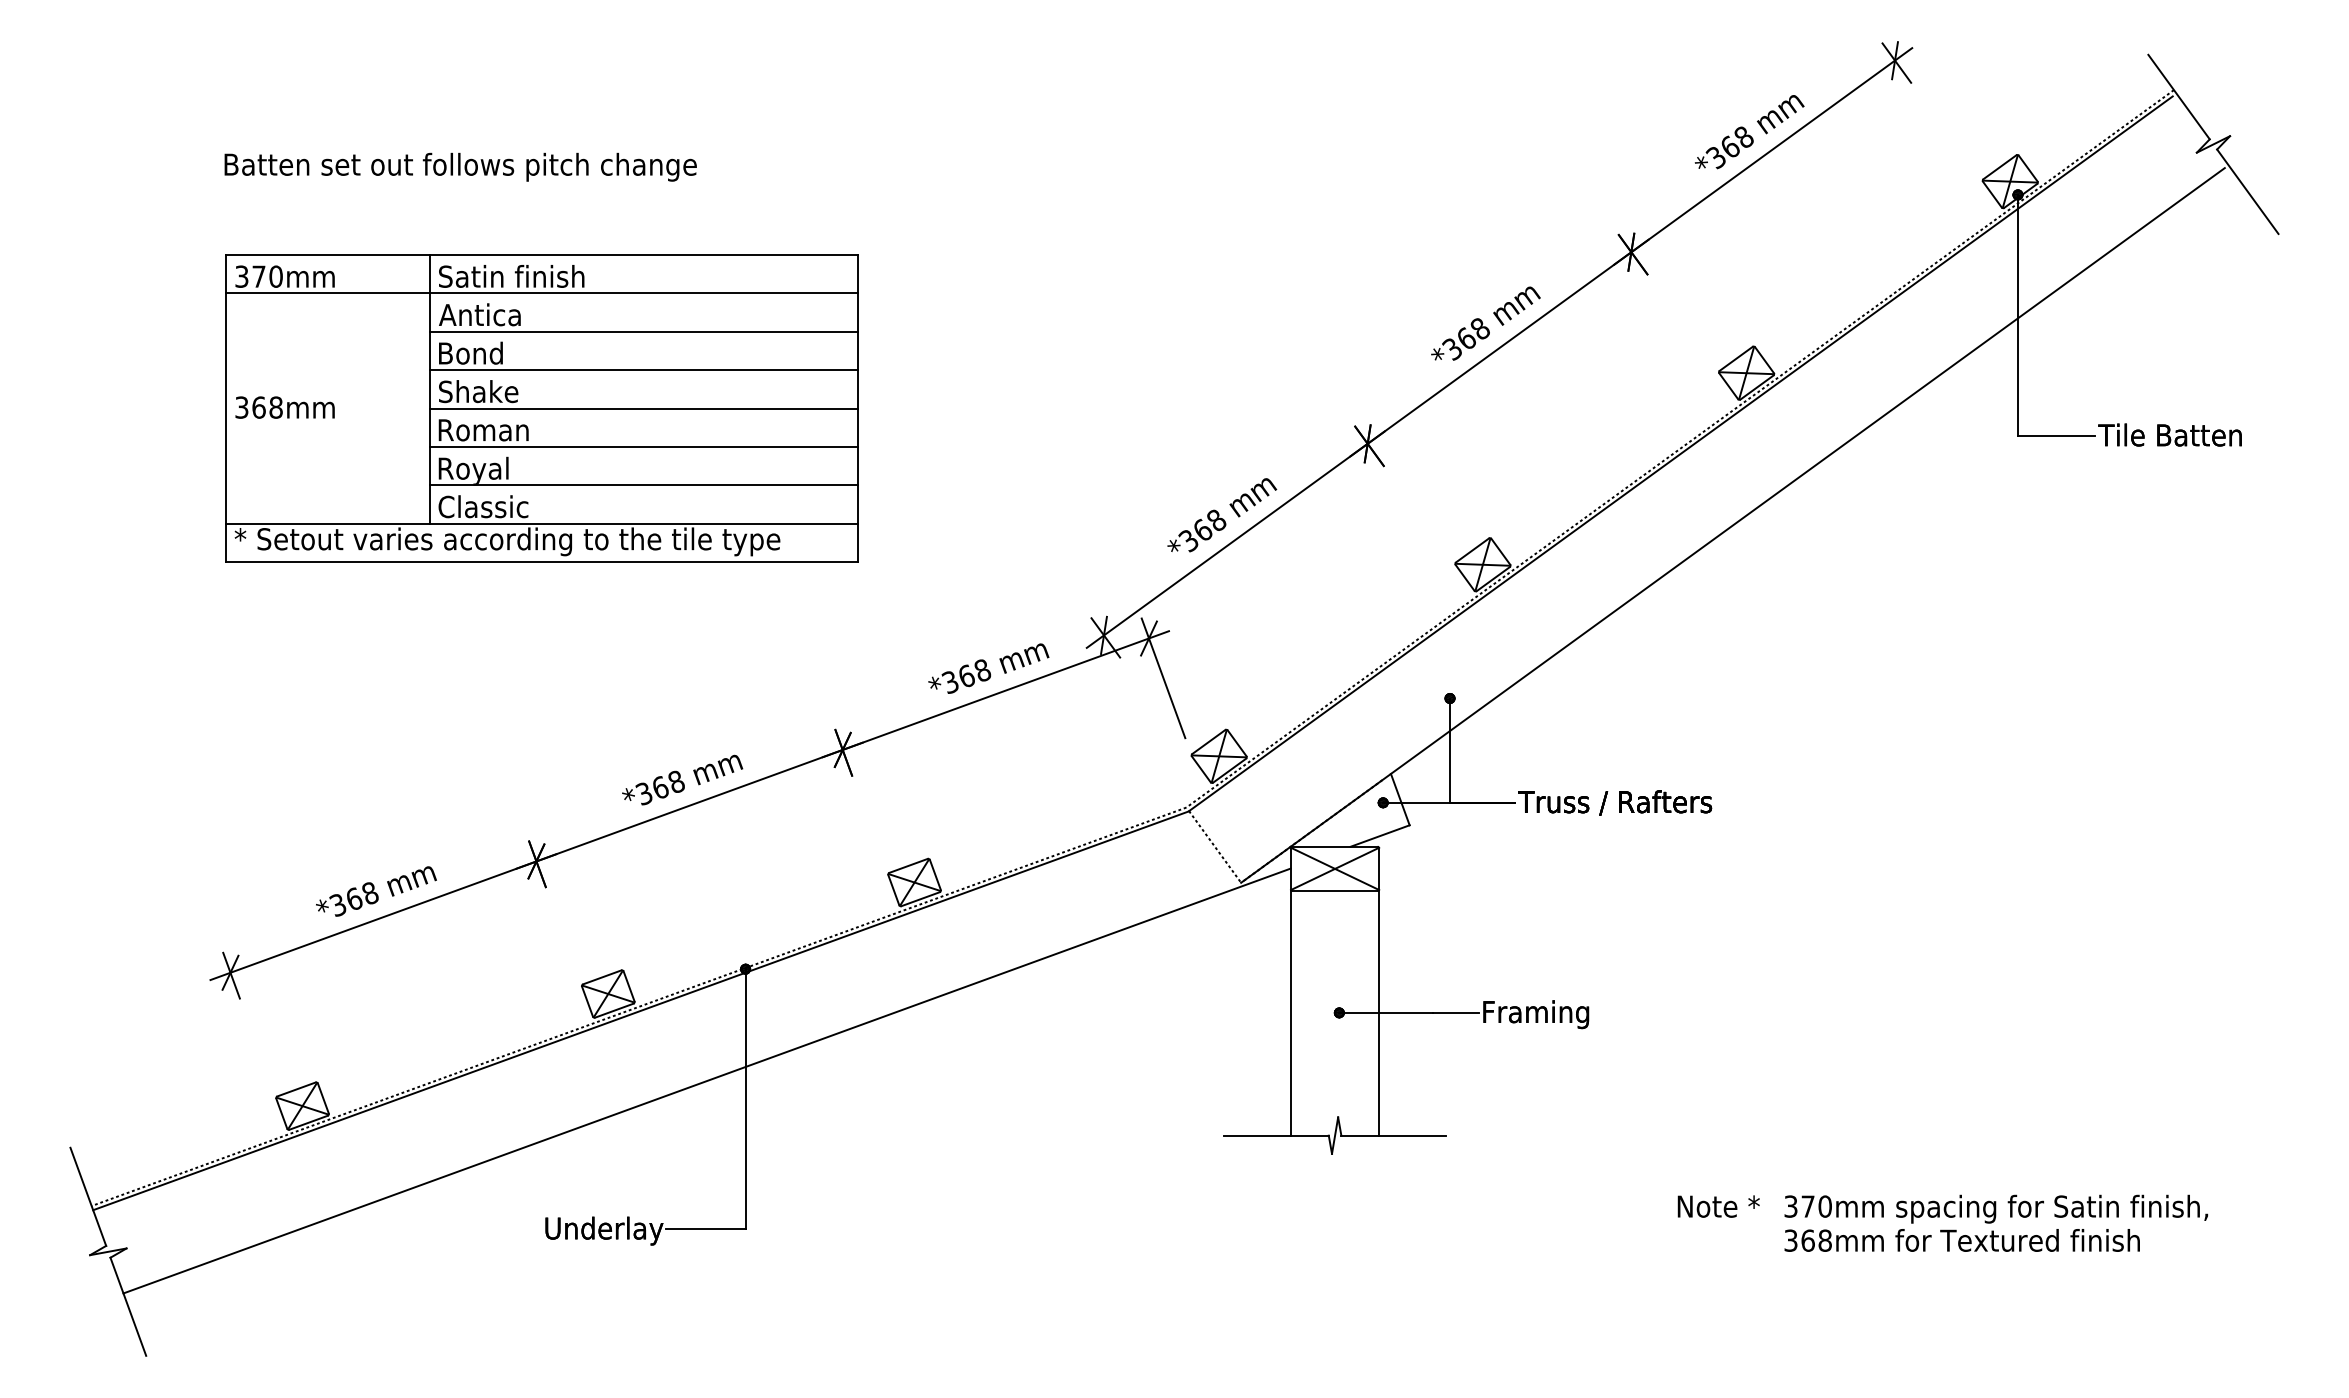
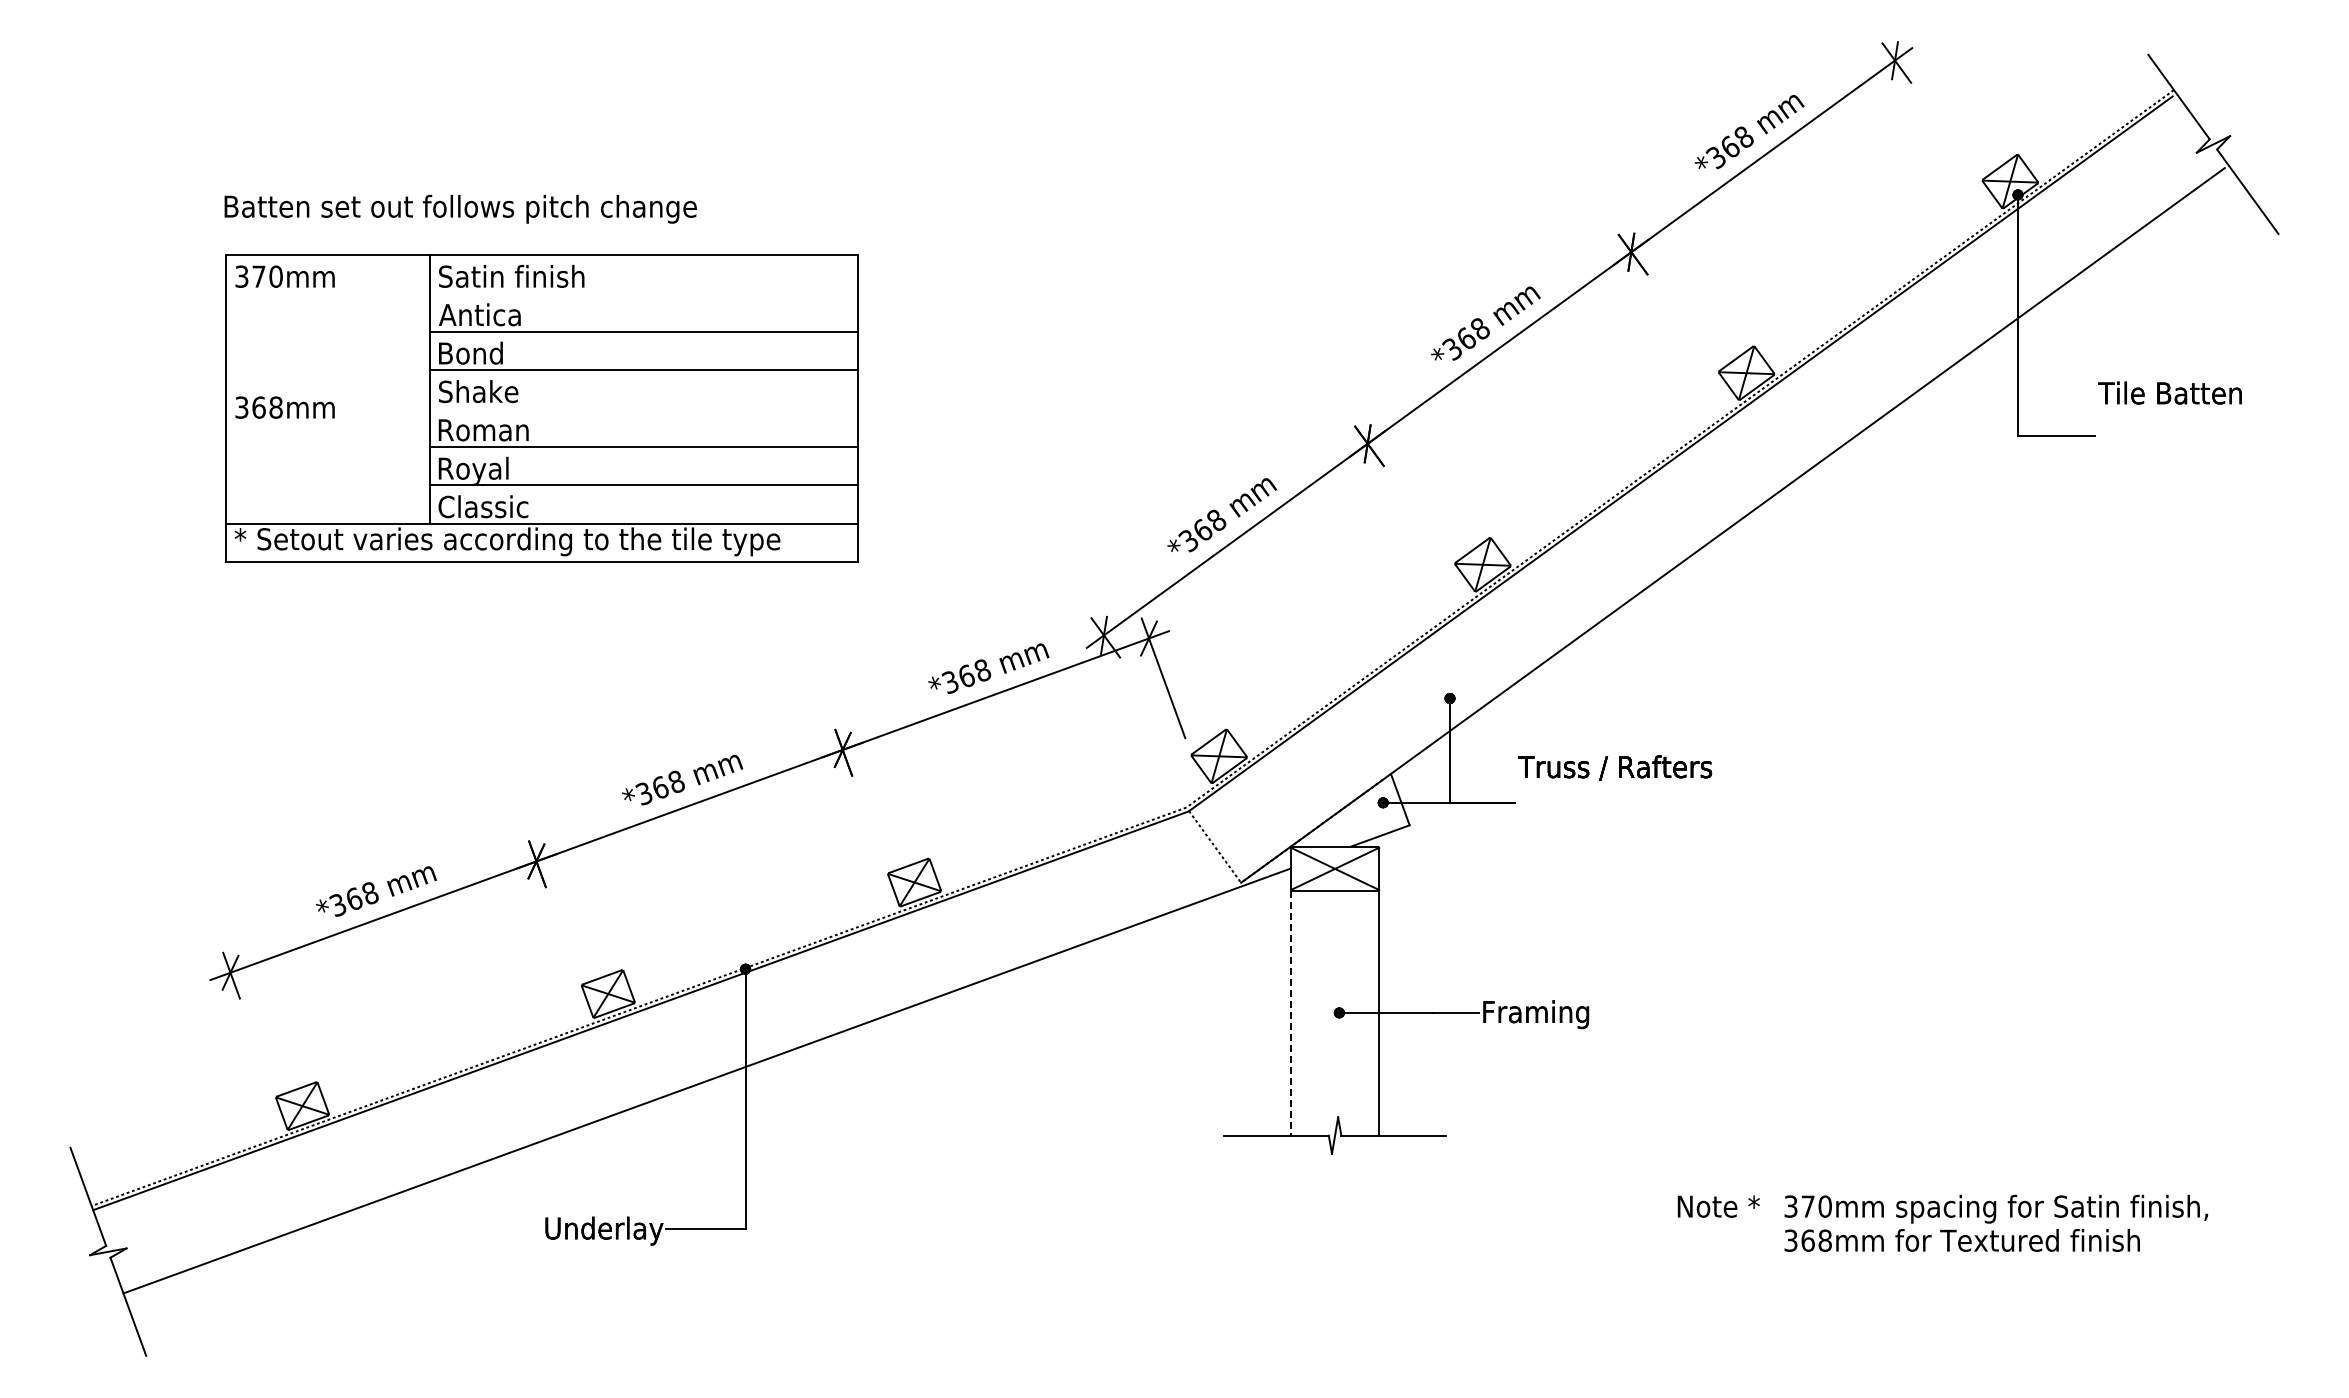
text position: (460, 166) -> (460, 208) (460, 208)
line: present -> none (541, 293)
line: present -> none (643, 408)
text position: (2169, 434) -> (2169, 392) (2169, 392)
text position: (1615, 802) -> (1615, 767) (1615, 767)
line: solid -> dashed (1290, 1013)
